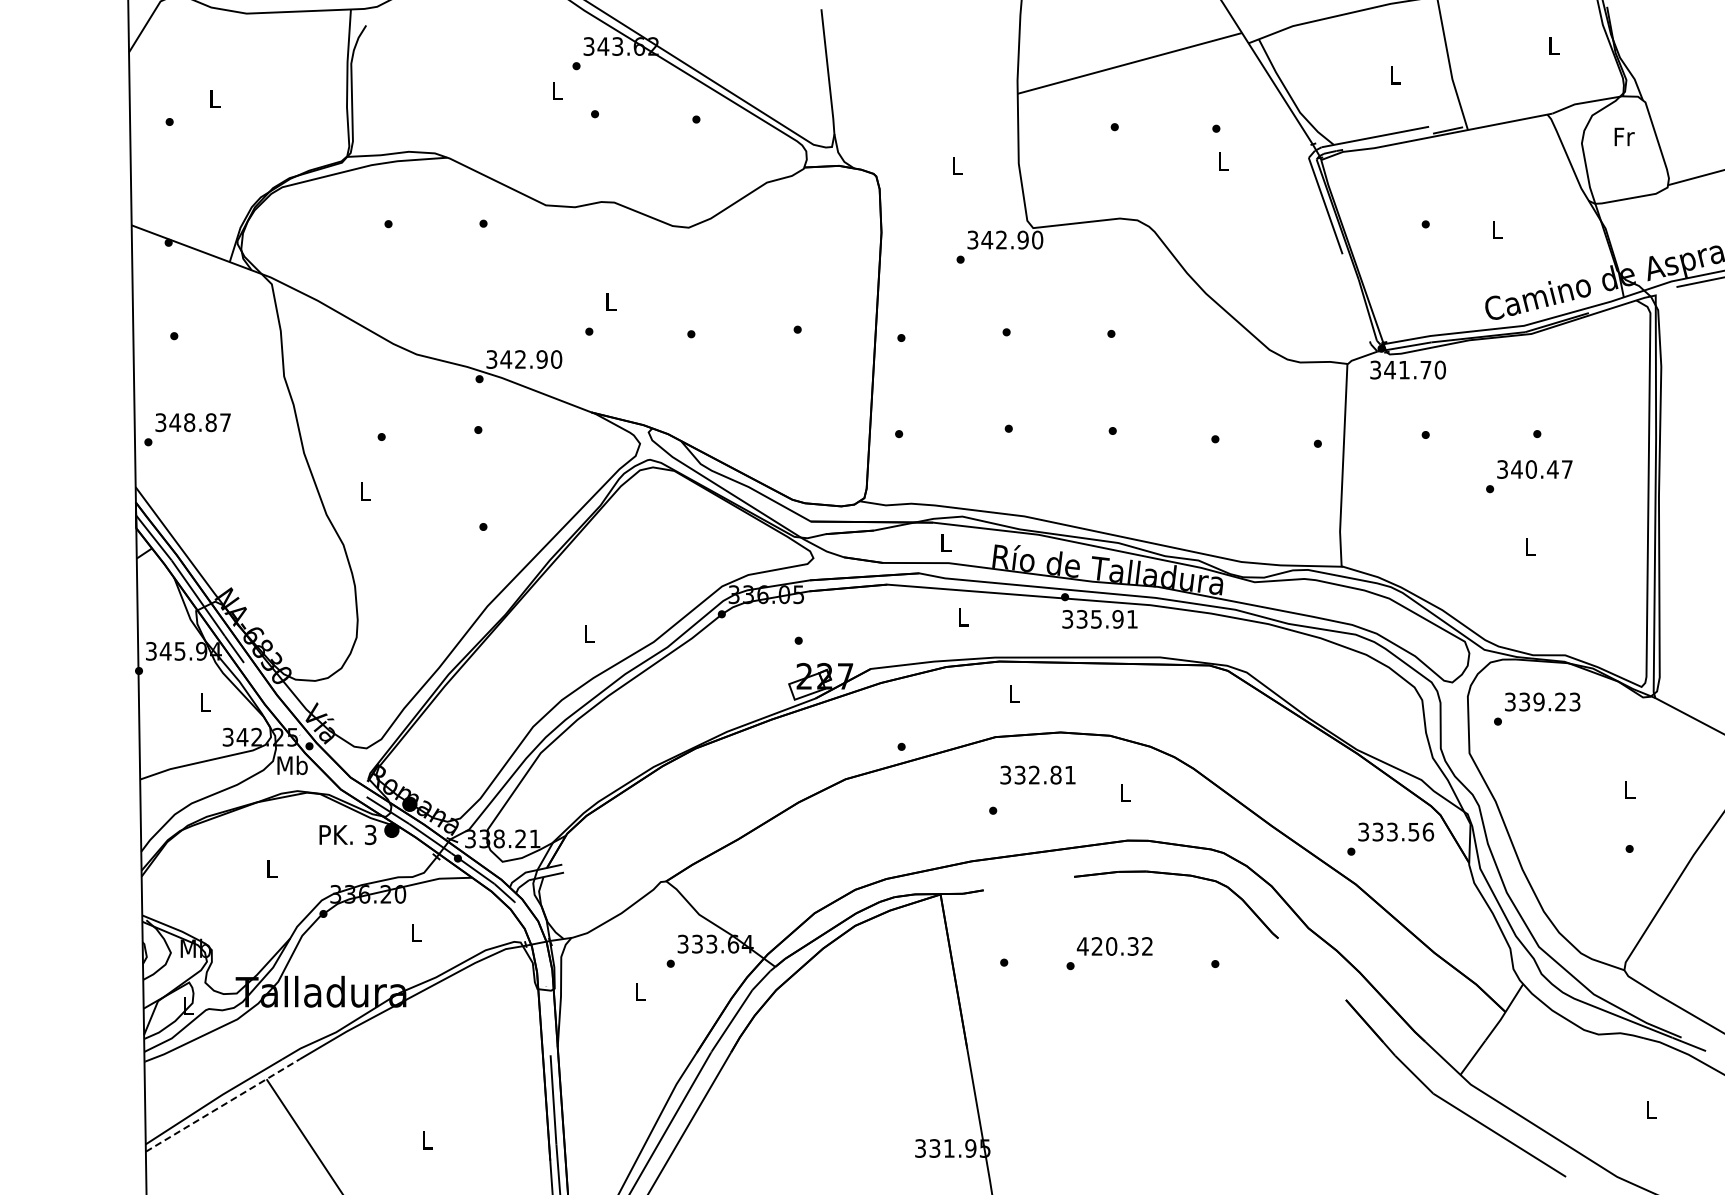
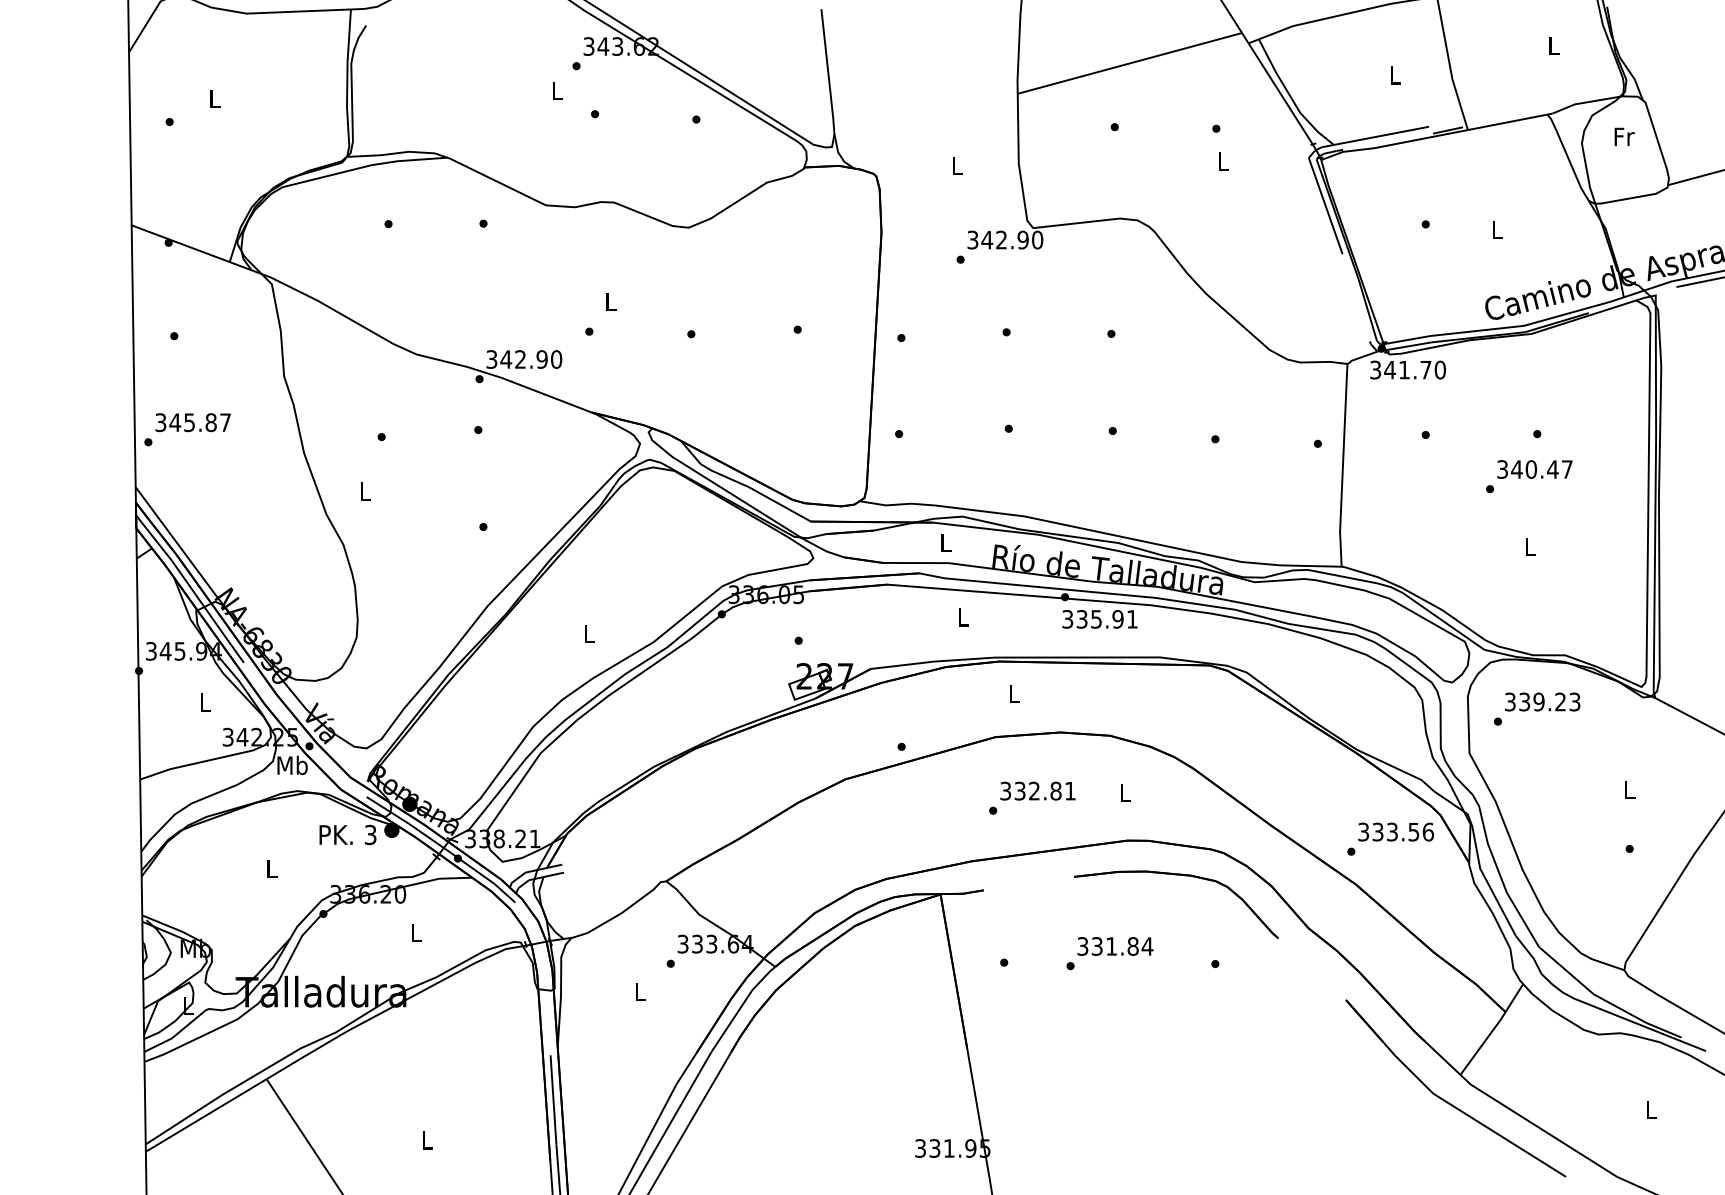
text: 348.87 -> 345.87 (189, 422)
text position: (1037, 774) -> (1037, 790) (1037, 790)
text: 420.32 -> 331.84 (1114, 946)
line: dashed -> solid (222, 1105)
